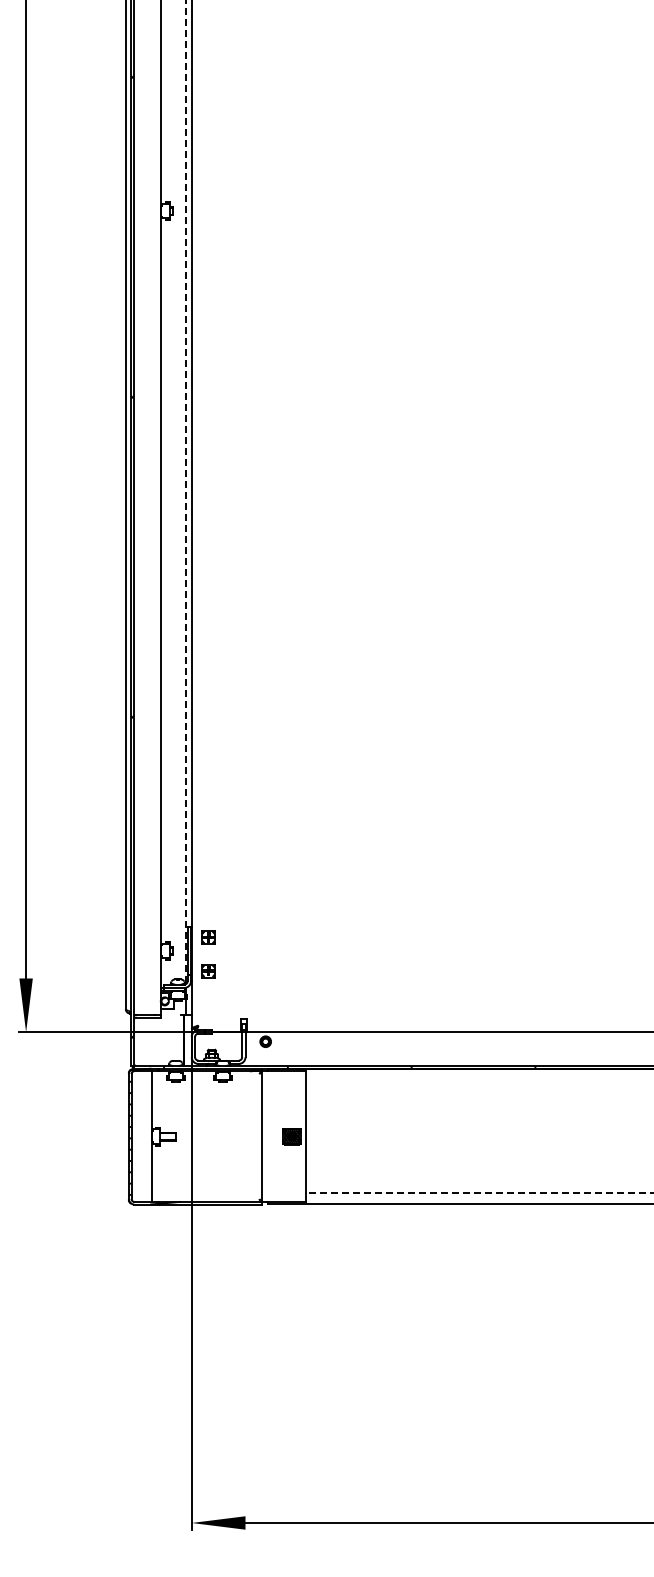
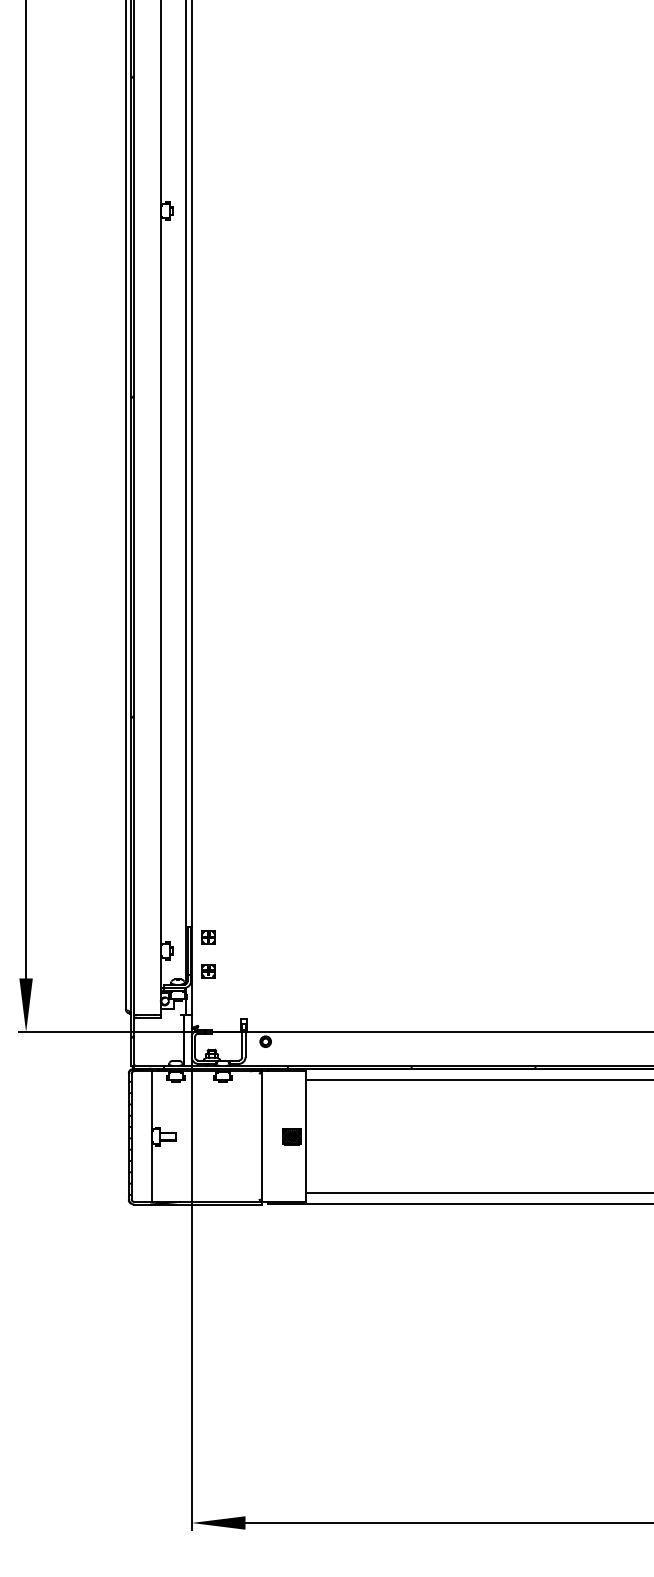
line: dashed -> solid (186, 491)
line: none -> present (478, 1080)
line: dashed -> solid (479, 1193)
